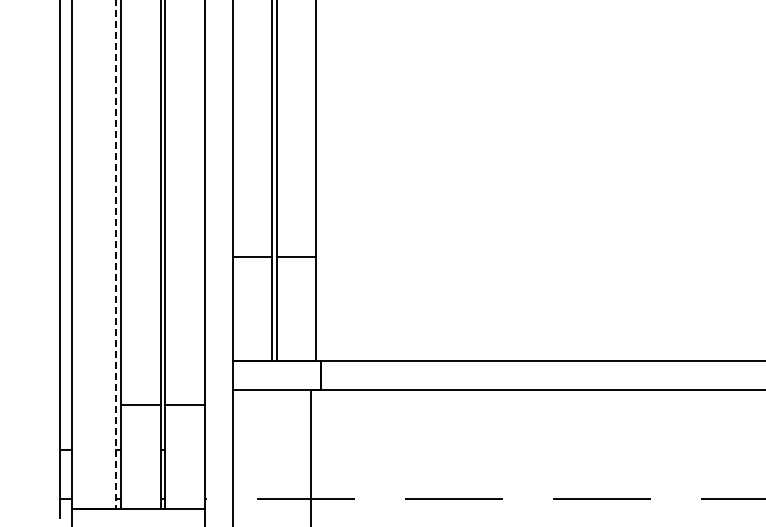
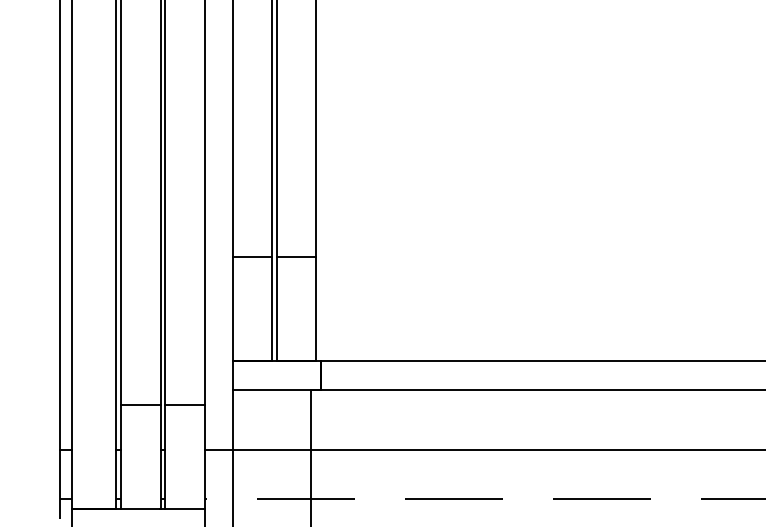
line: dashed -> solid (116, 254)
line: none -> present (483, 449)
